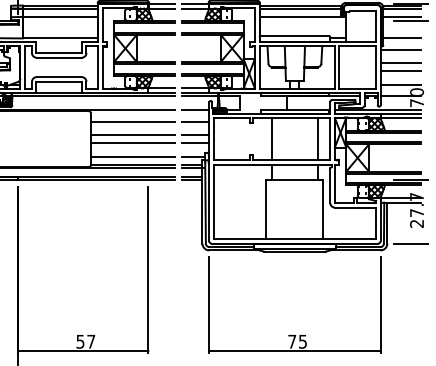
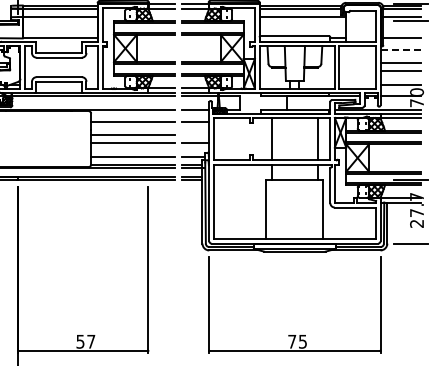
line: solid -> dashed (401, 49)
line: present -> none (195, 135)
